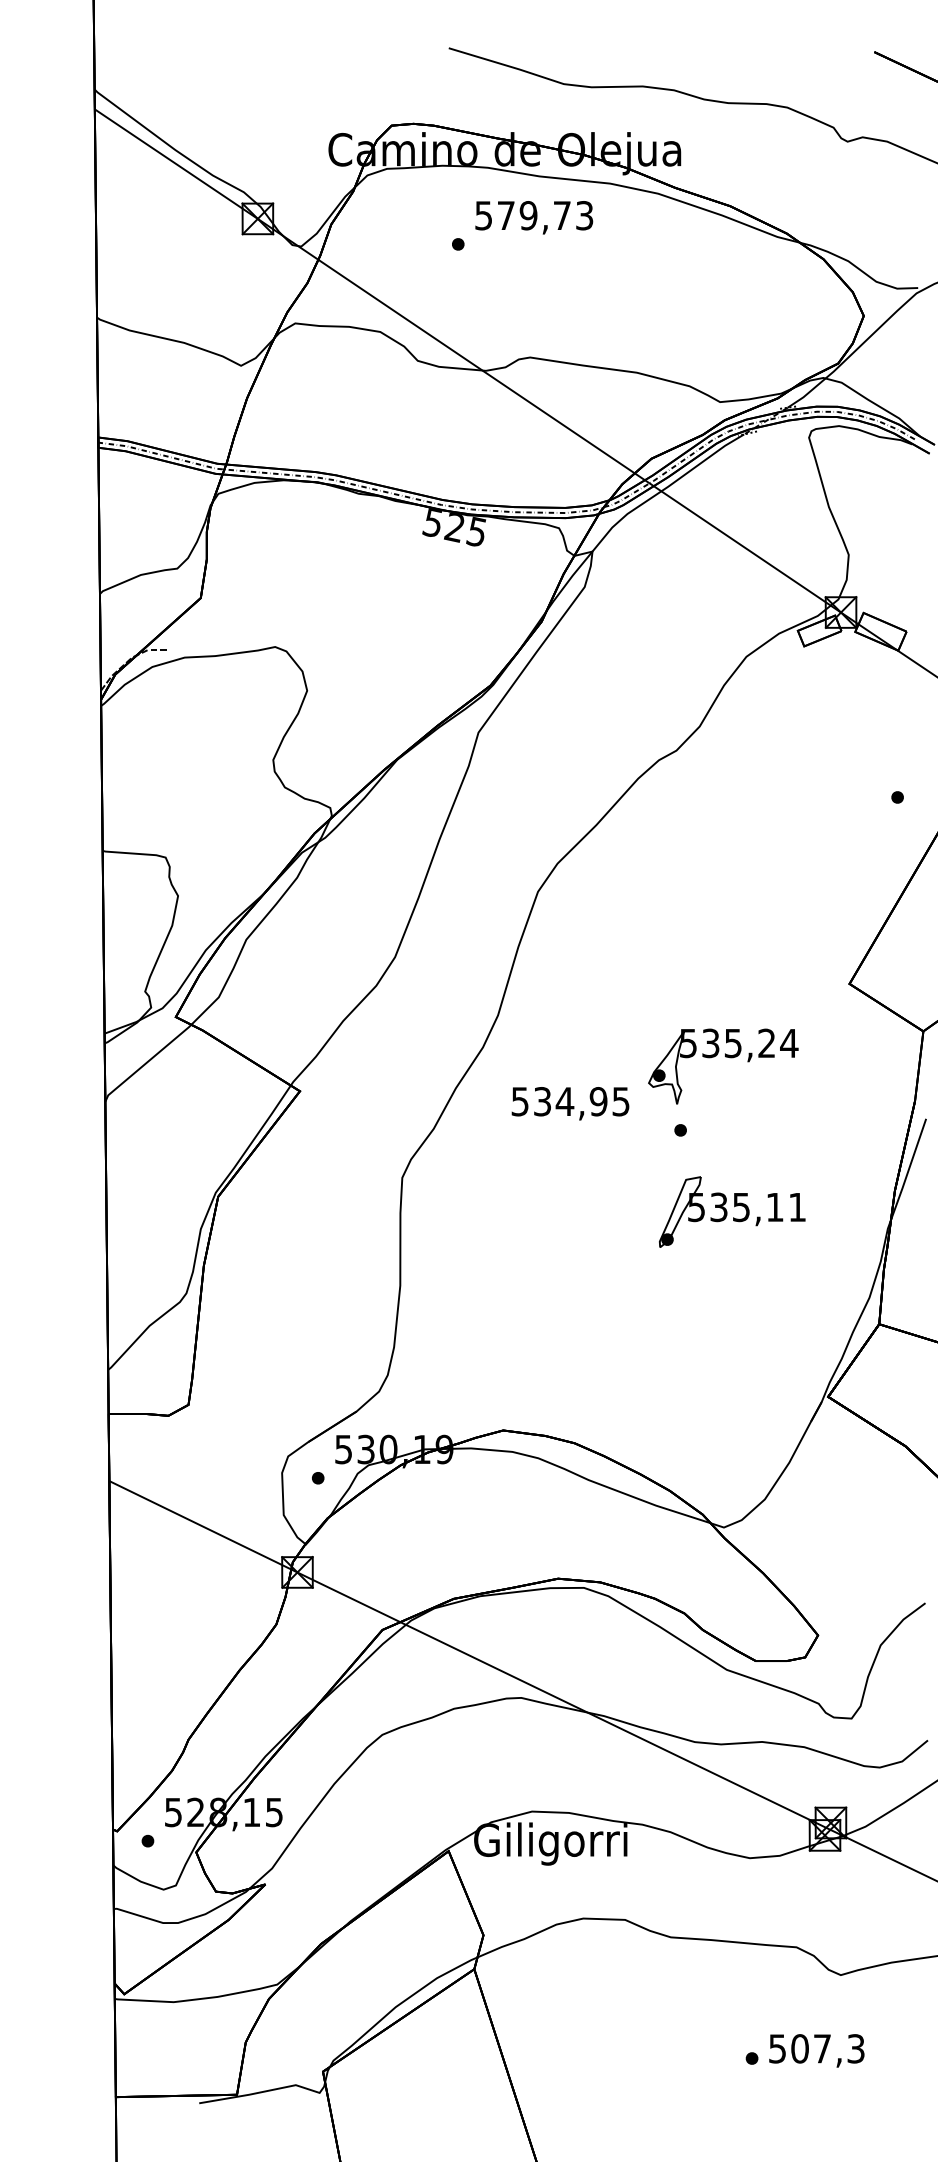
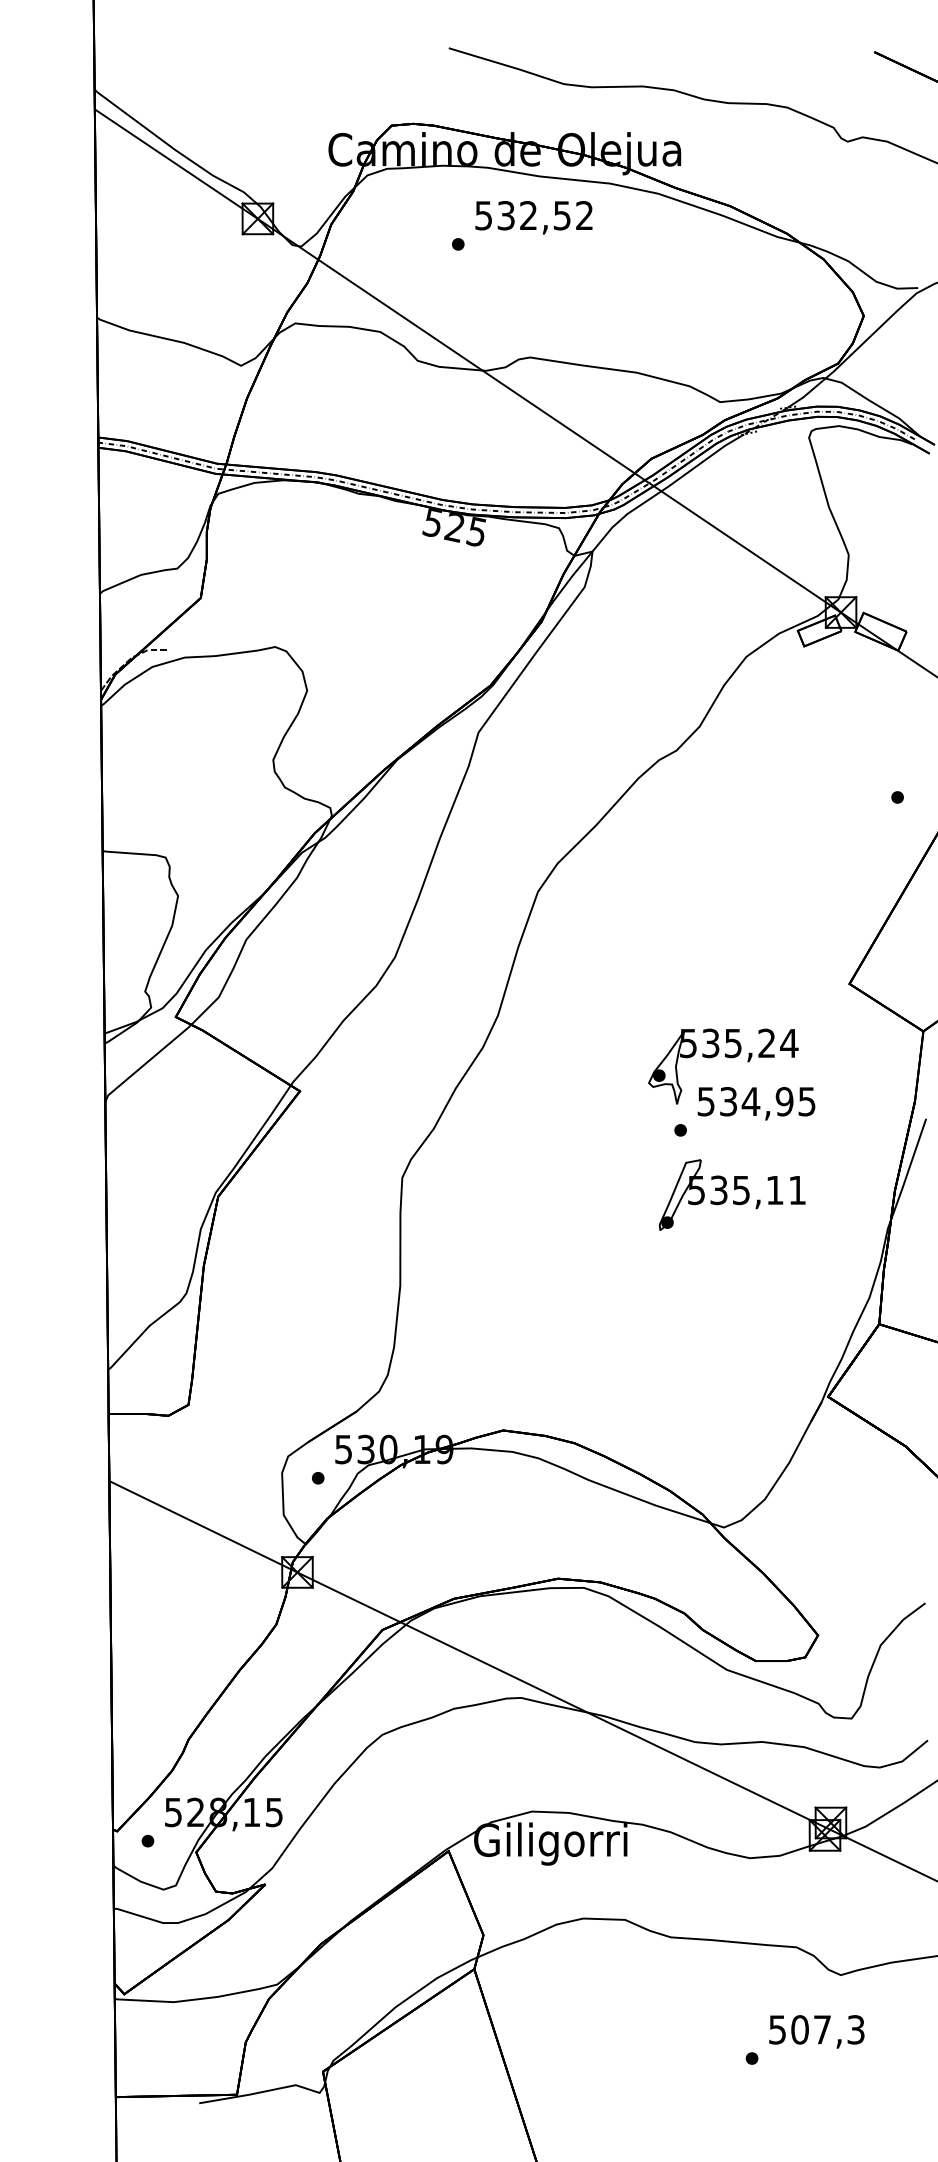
text: 579,73 -> 532,52 (545, 215)
text position: (570, 1103) -> (756, 1103) (756, 1103)
part position: (732, 1211) -> (732, 1194) (732, 1194)
text position: (816, 2050) -> (816, 2031) (816, 2031)
